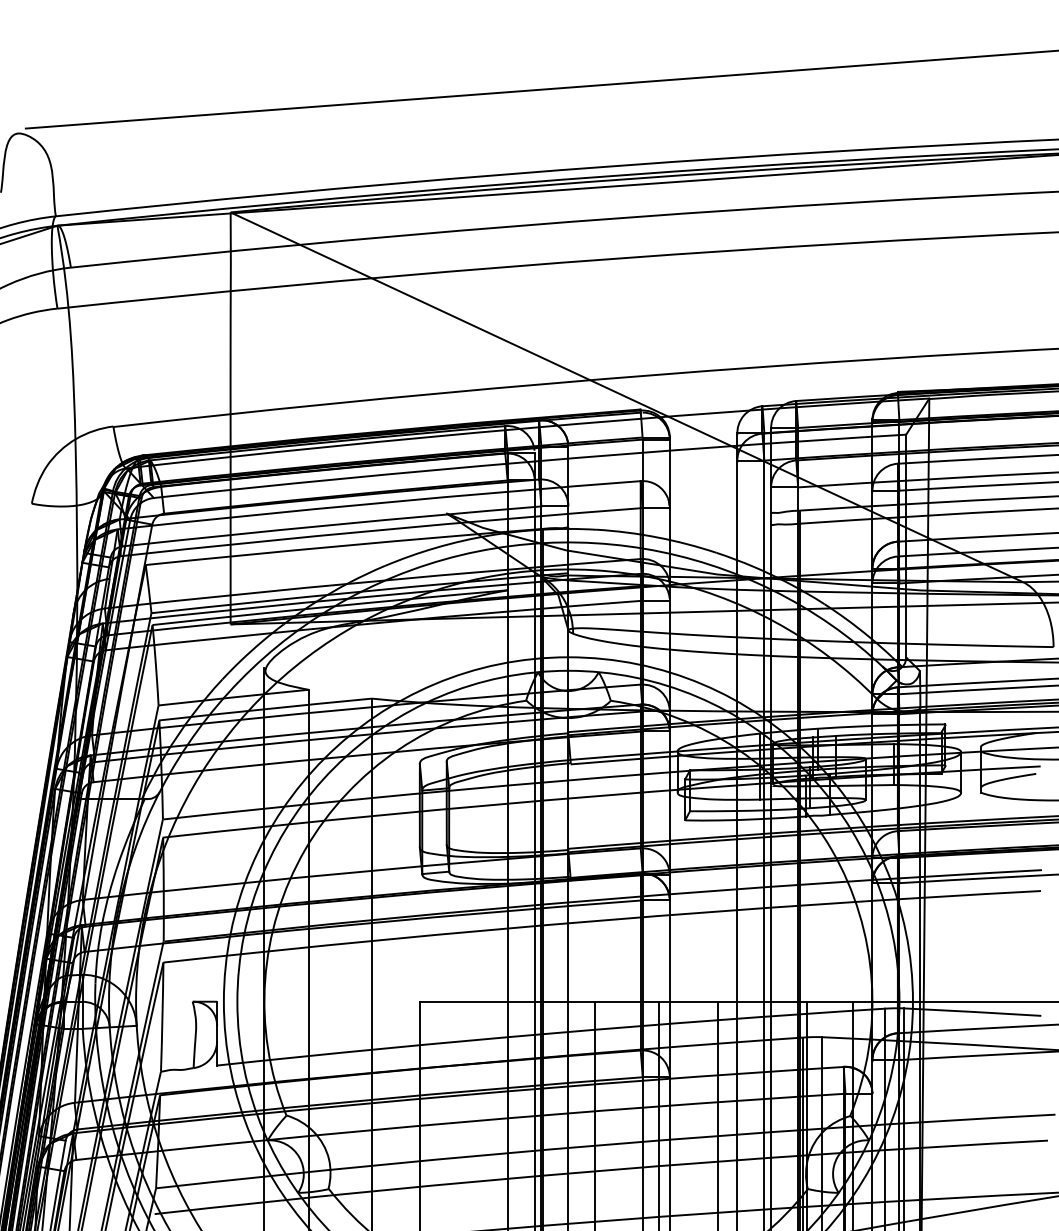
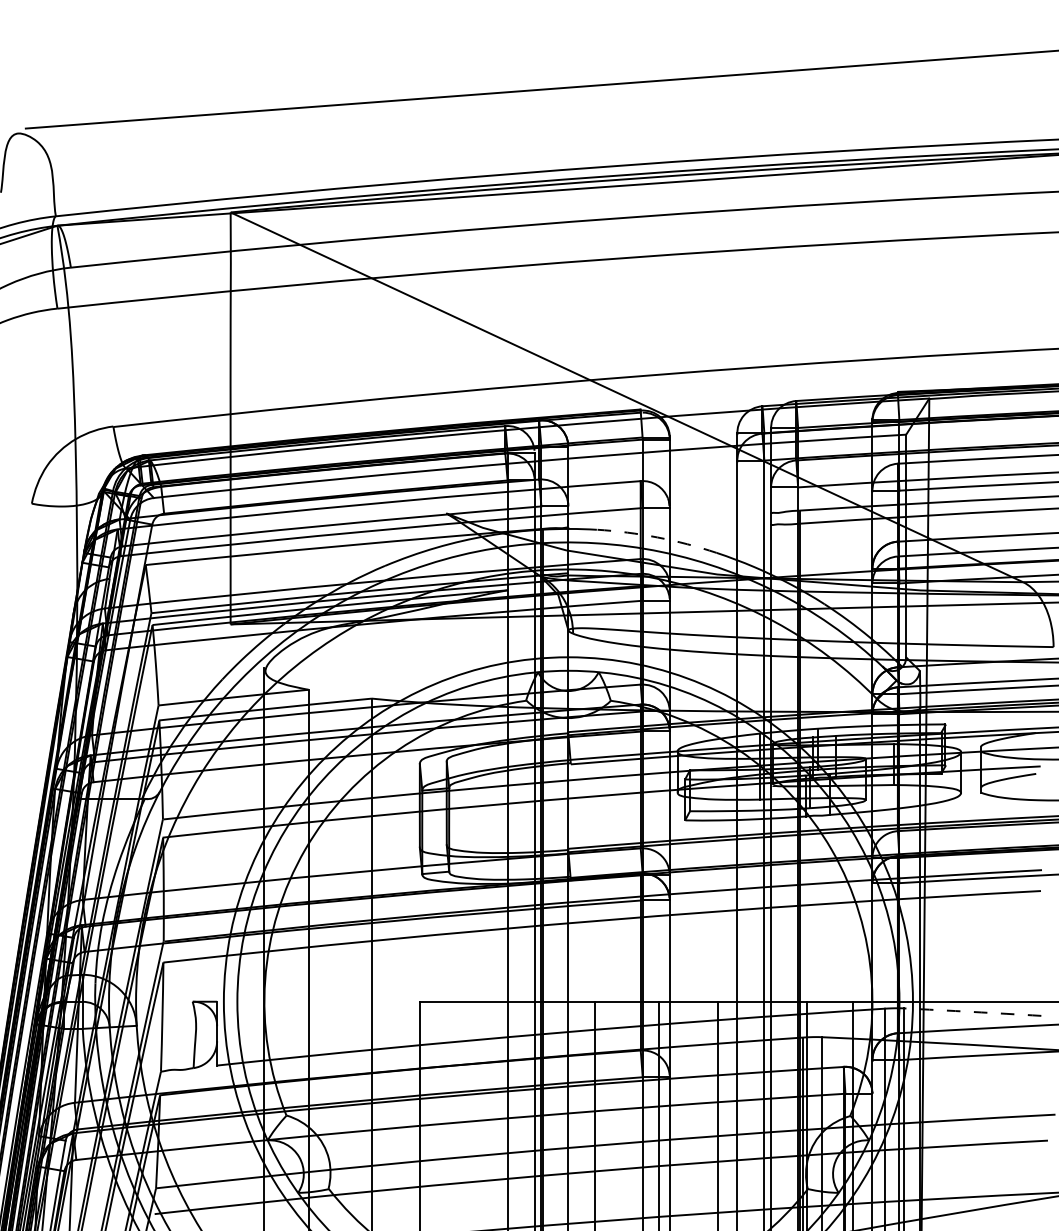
arc: solid -> dashed (657, 537)
arc: solid -> dashed (972, 1011)
